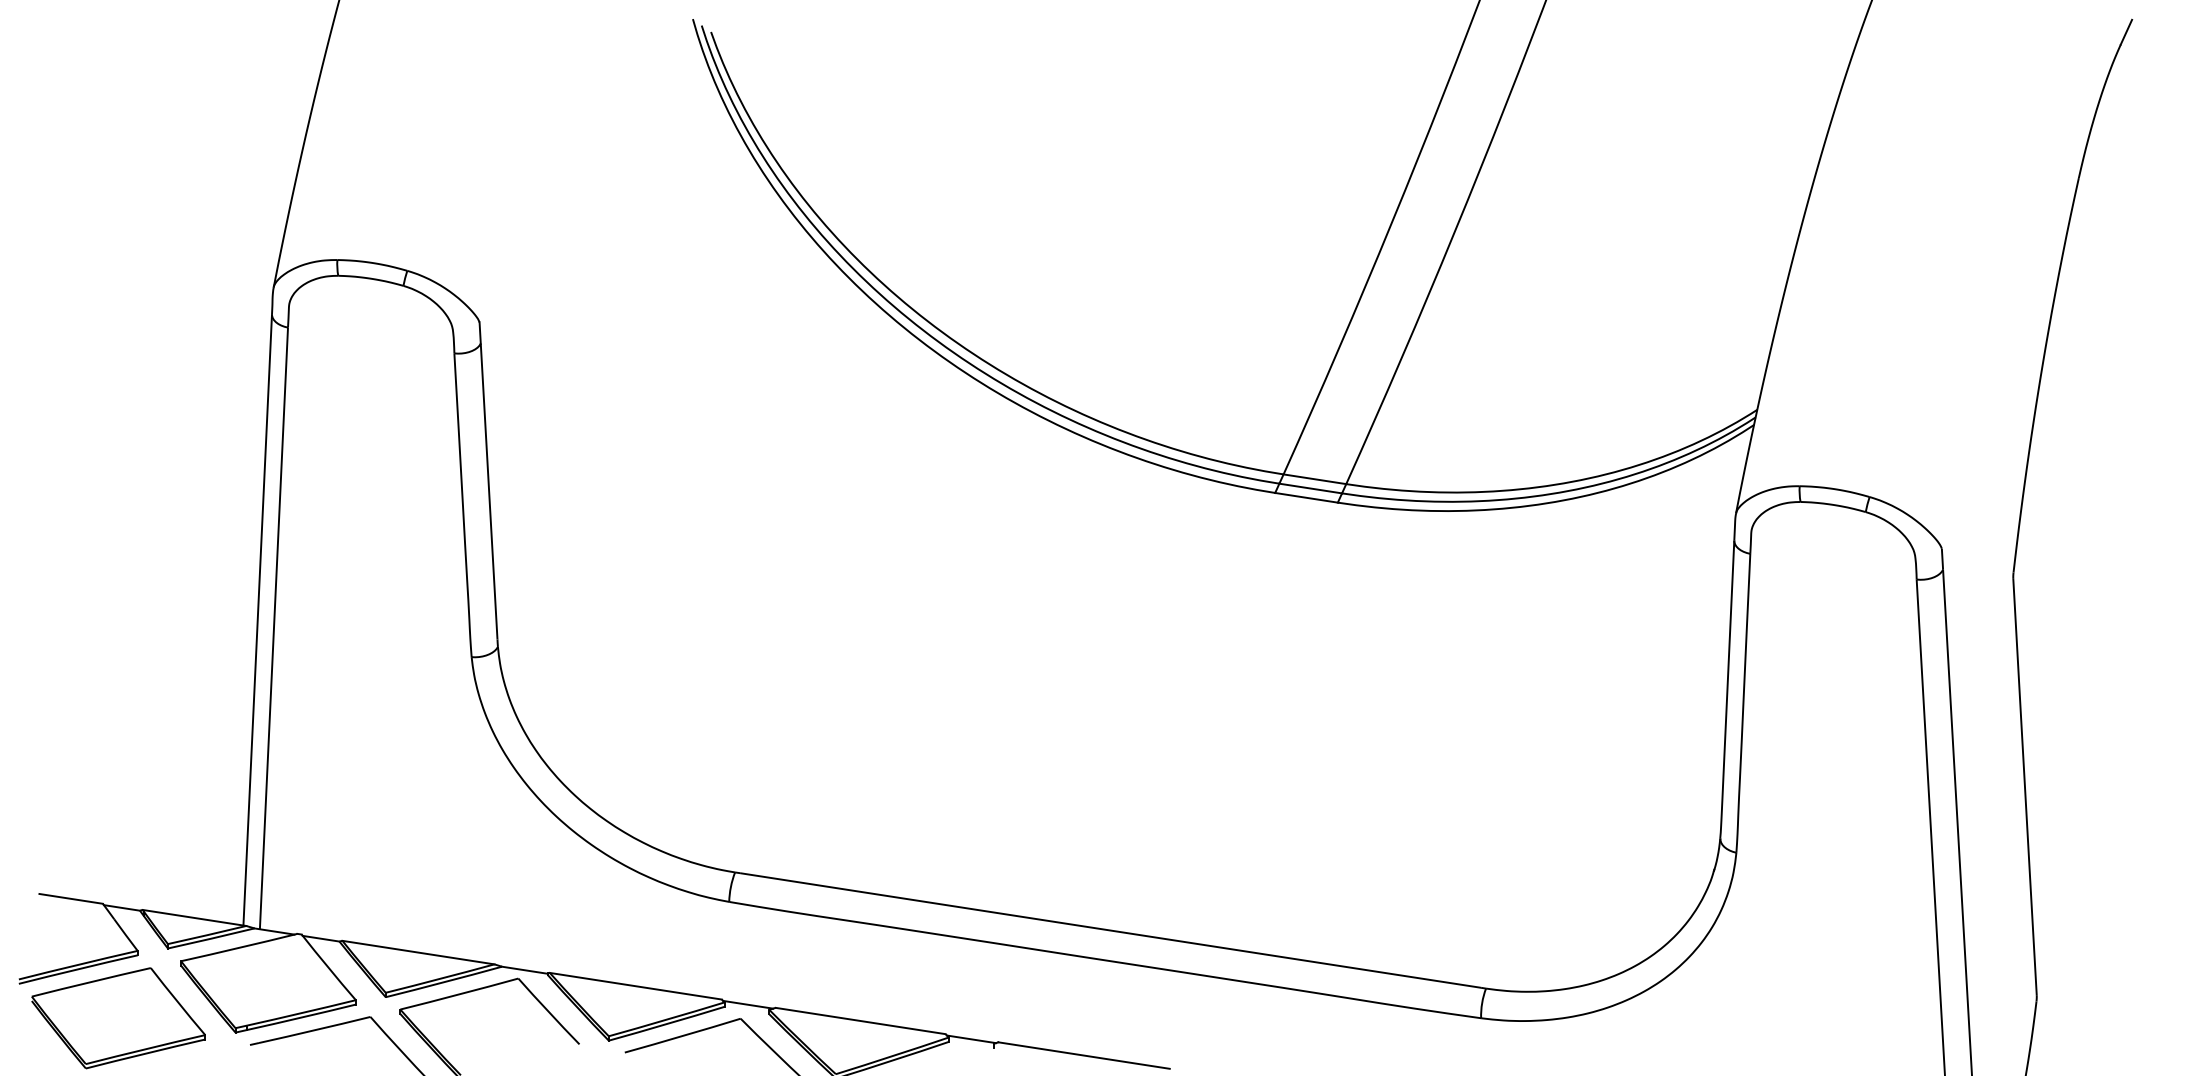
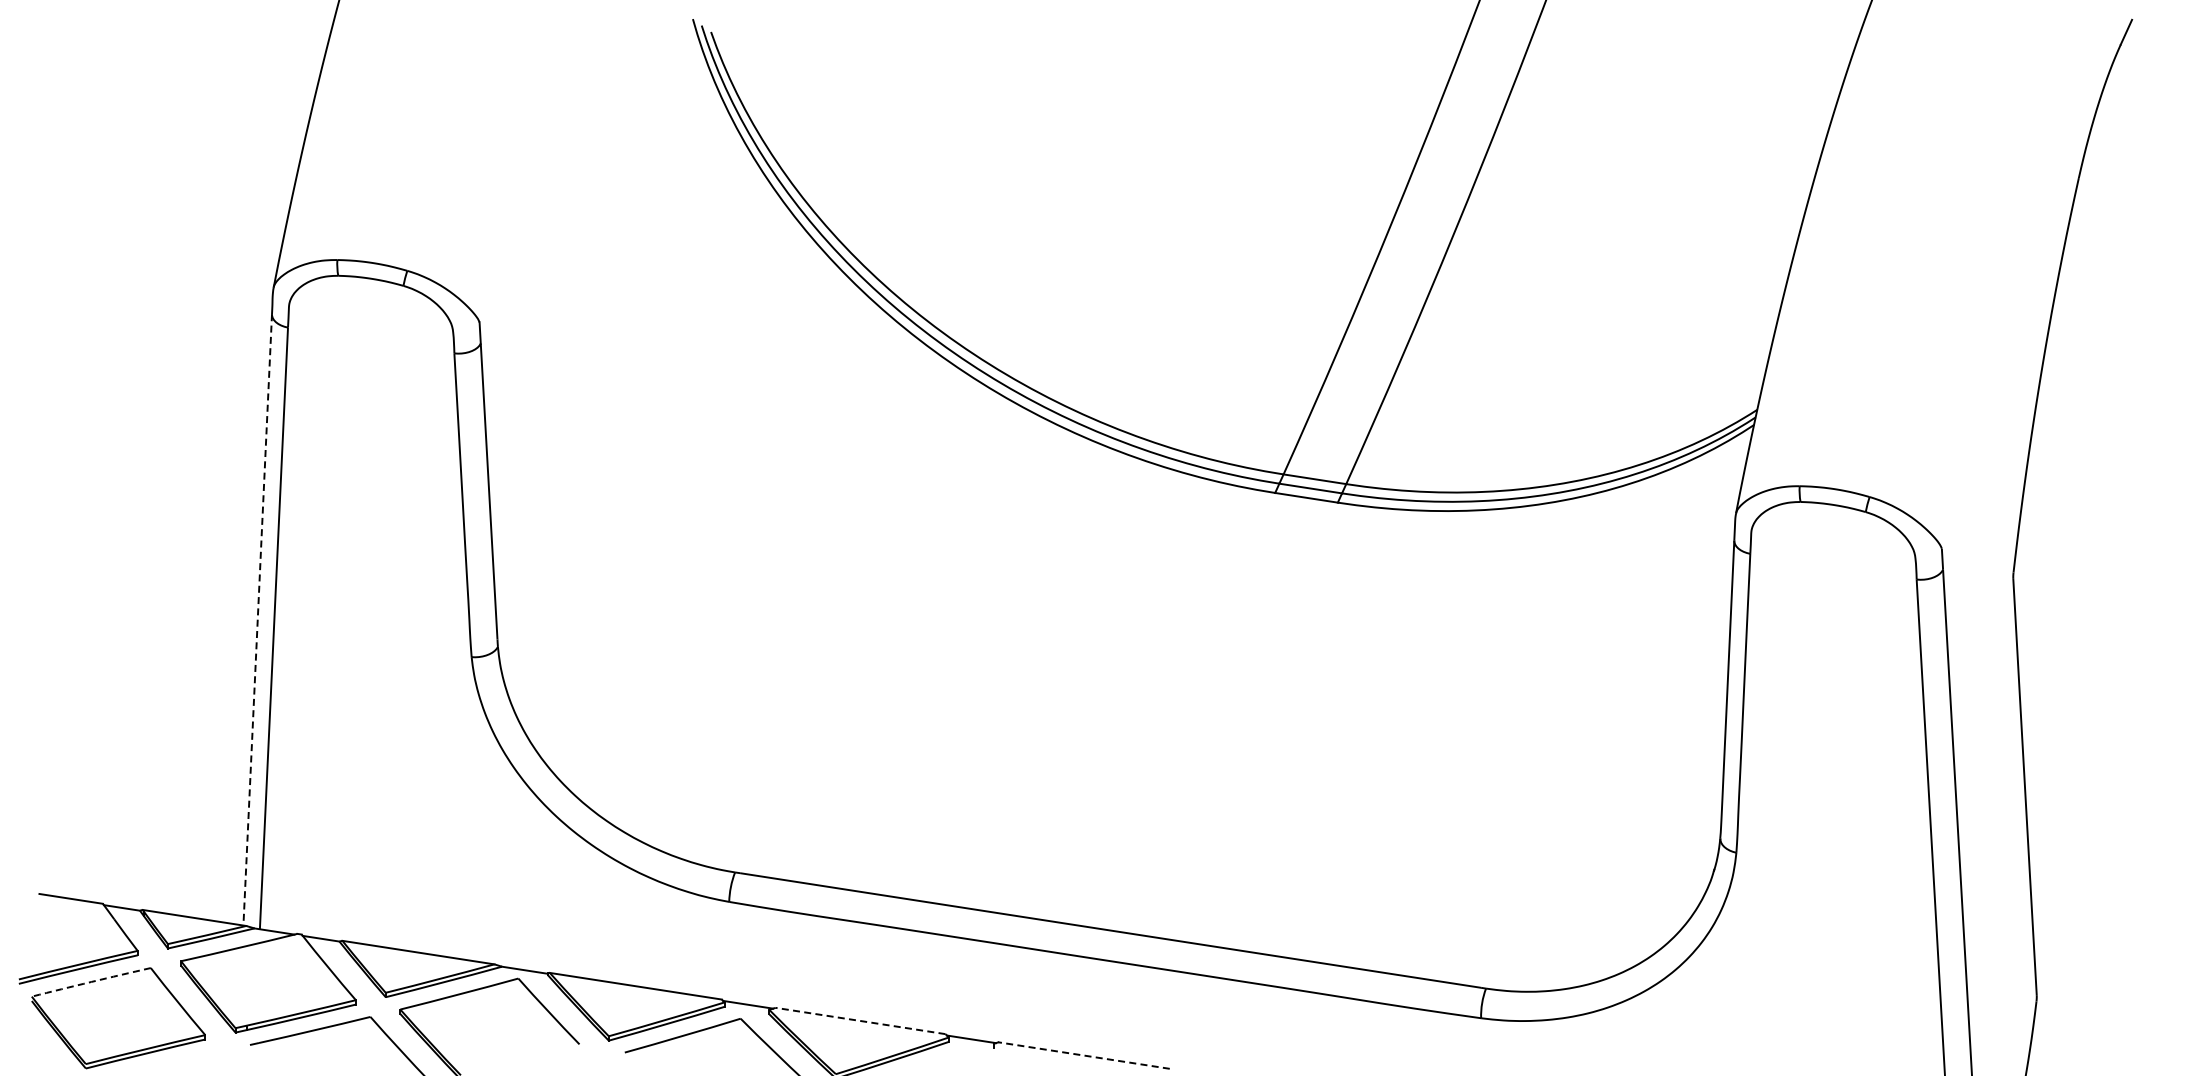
line: solid -> dashed (257, 620)
arc: solid -> dashed (91, 982)
line: solid -> dashed (860, 1020)
line: solid -> dashed (1084, 1055)
